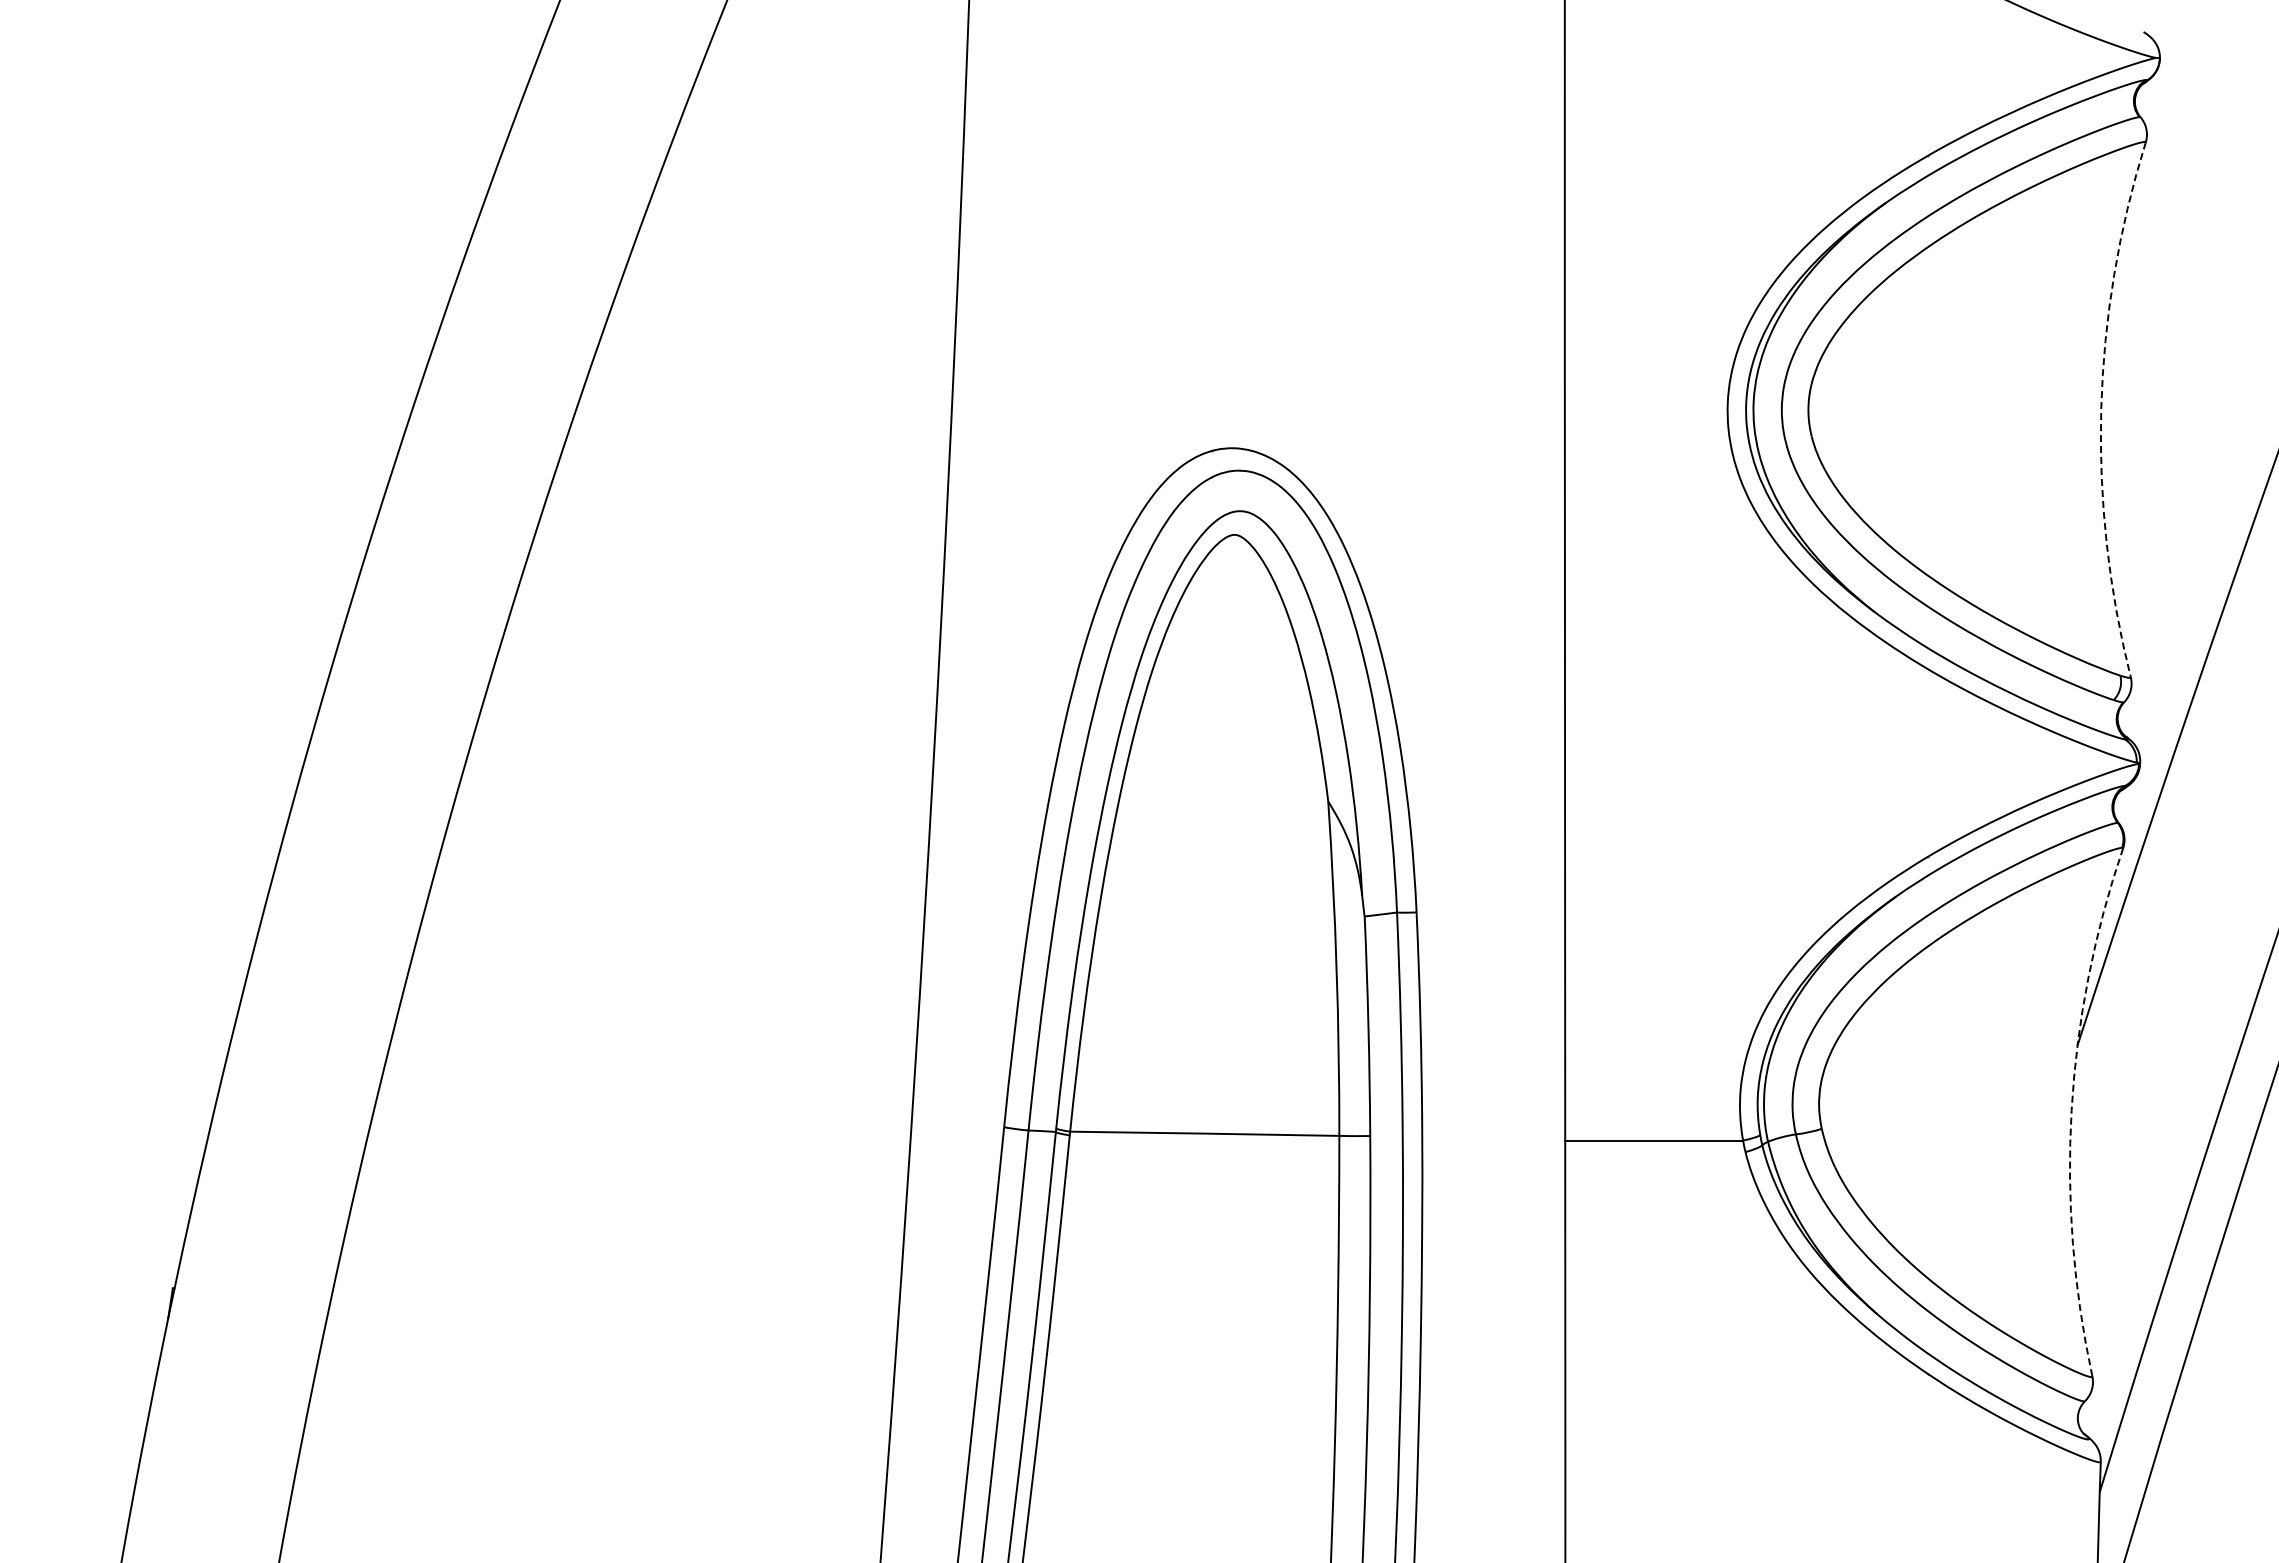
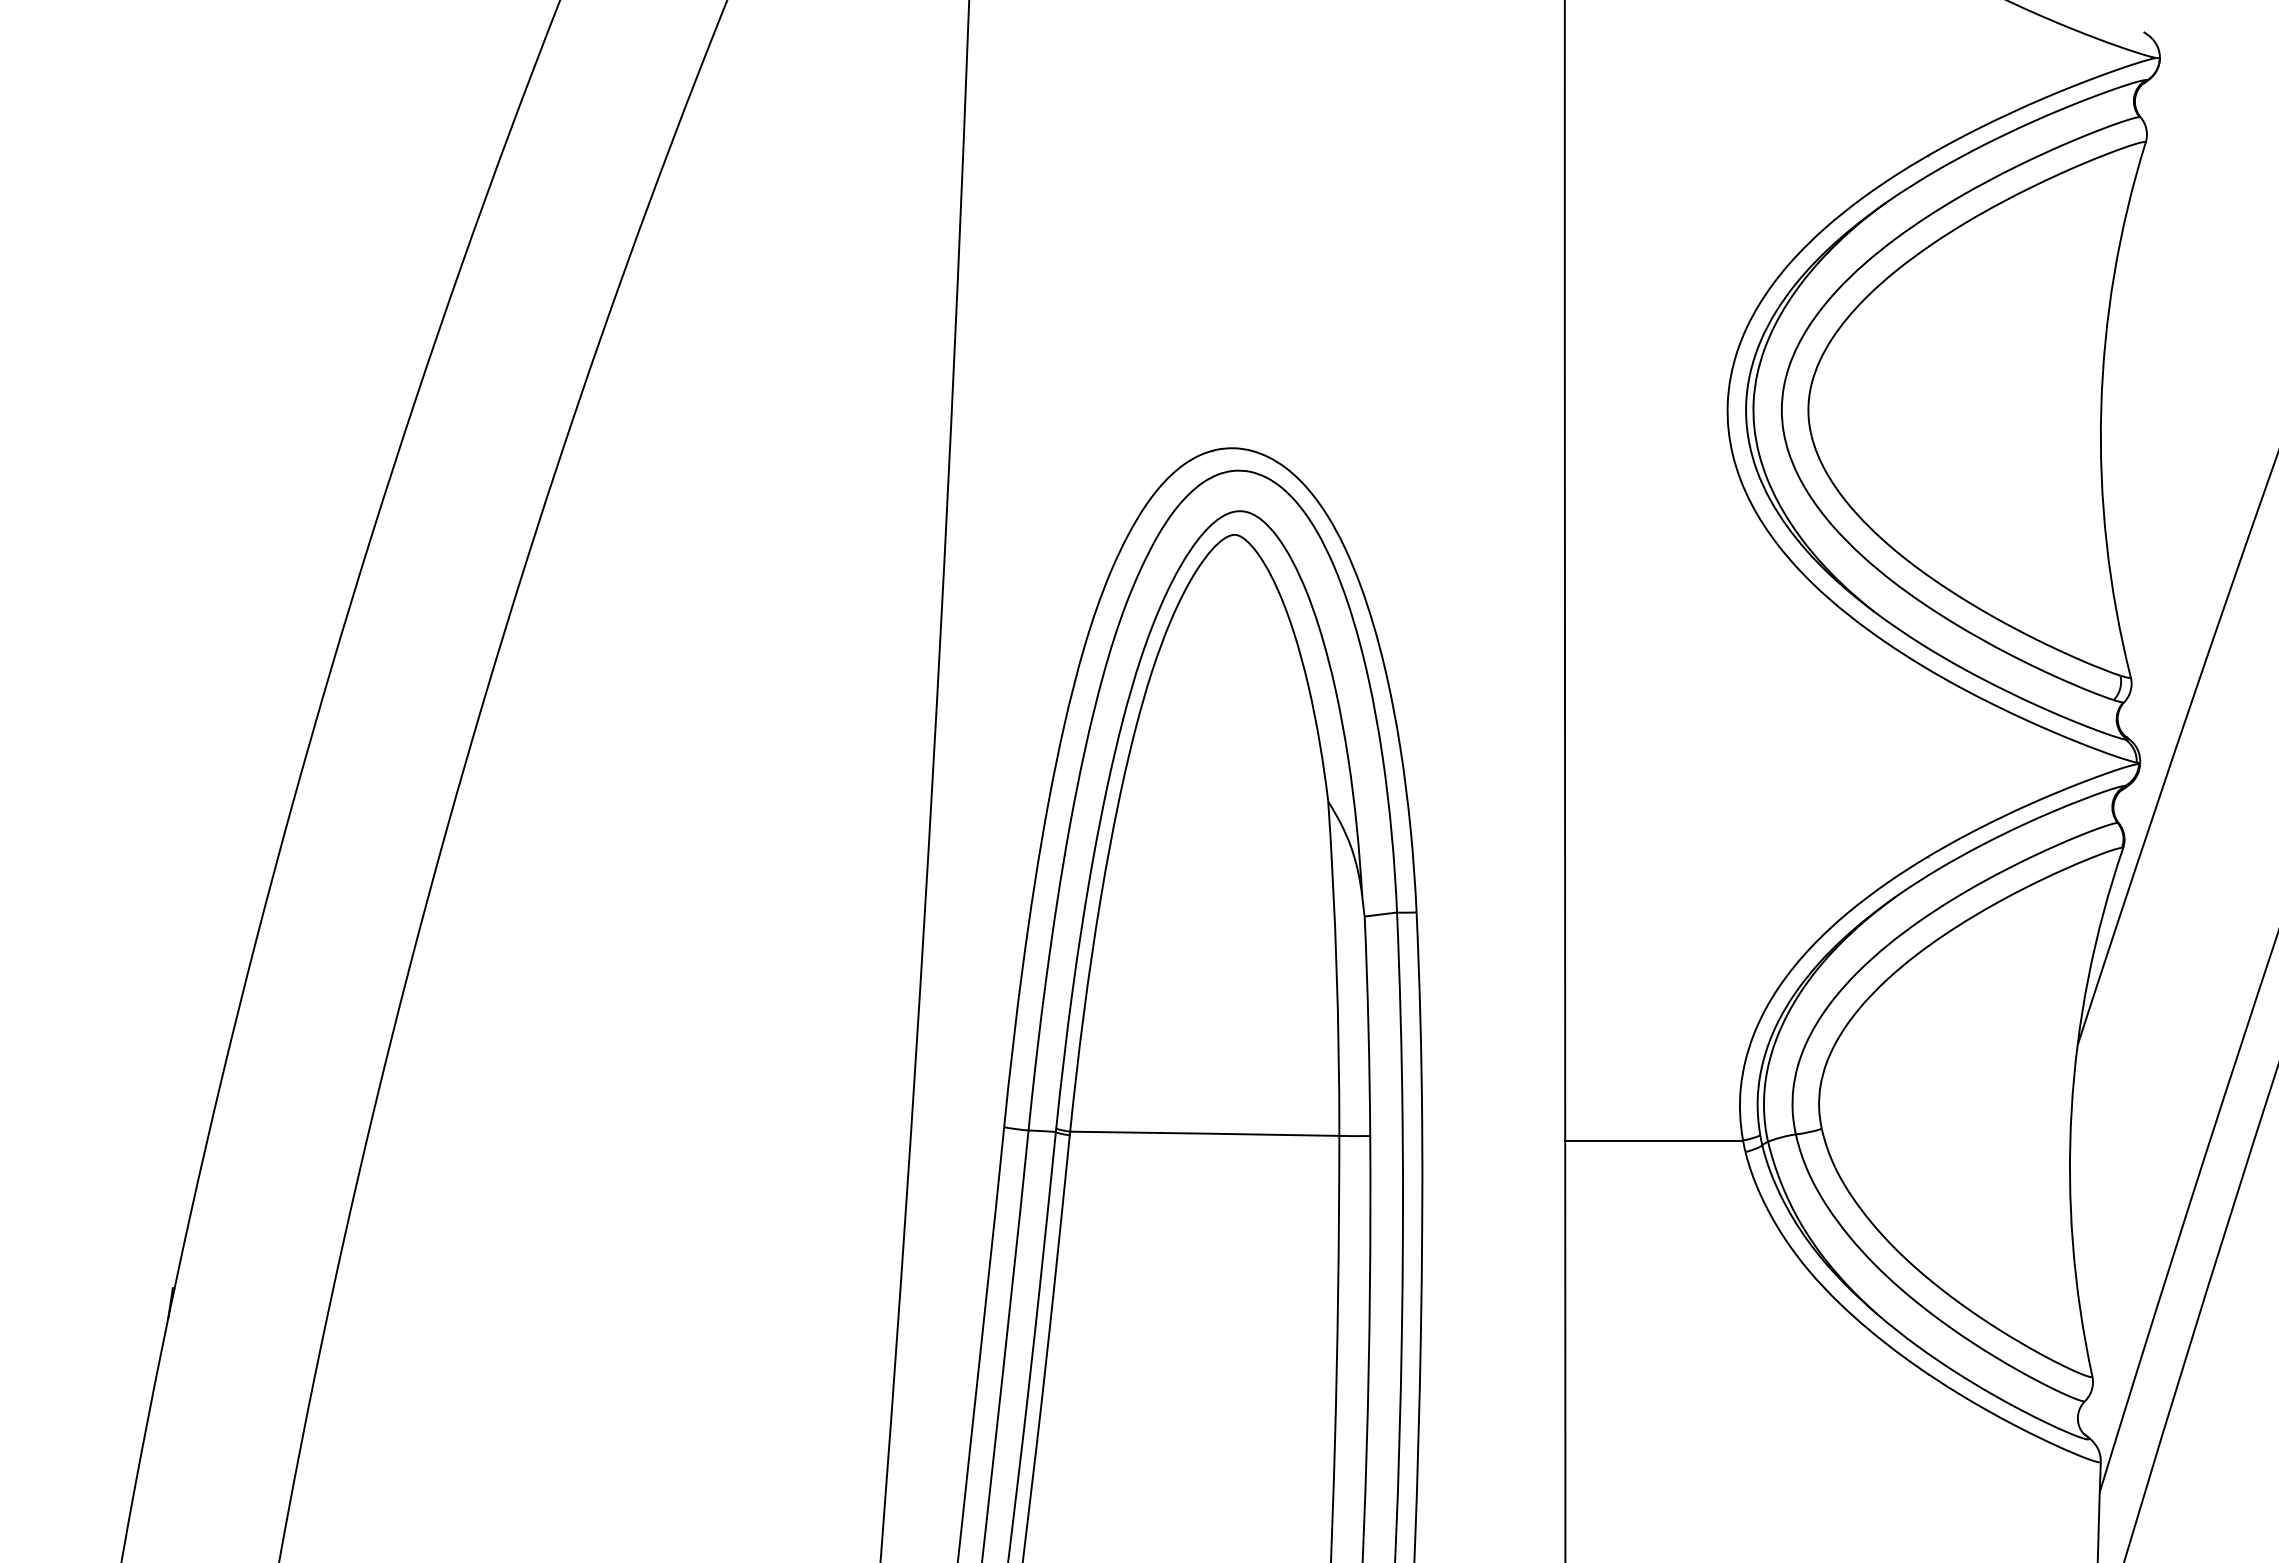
arc: dashed -> solid (2101, 408)
arc: dashed -> solid (2071, 1110)
